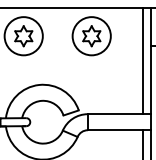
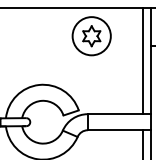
part: present -> none (23, 36)
